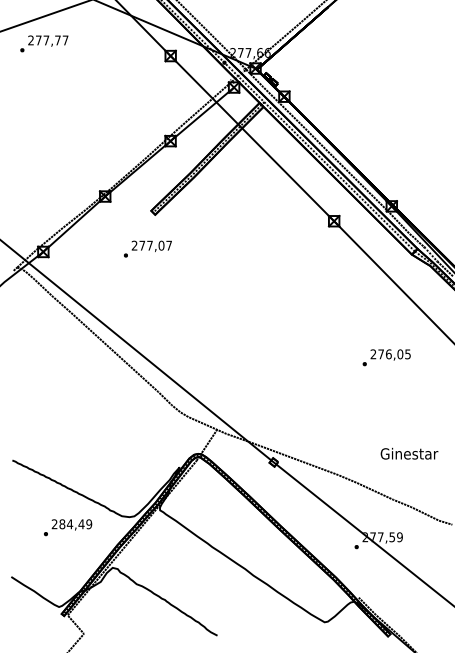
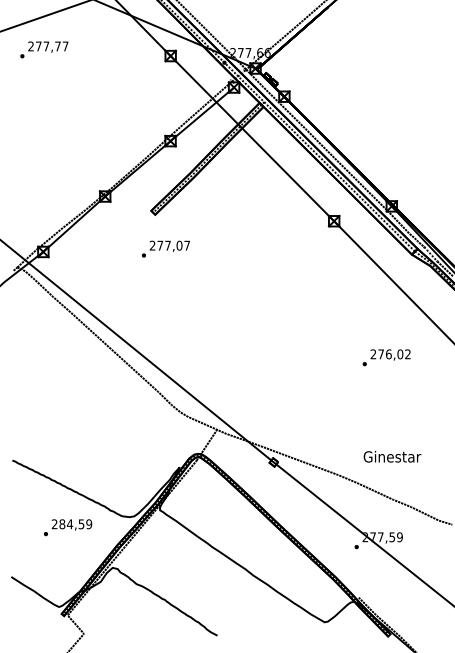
text position: (44, 43) -> (44, 49) (44, 49)
text position: (147, 248) -> (165, 248) (165, 248)
text: 276,05 -> 276,02 (407, 354)
text position: (409, 453) -> (392, 456) (392, 456)
text: 284,49 -> 284,59 (81, 524)
